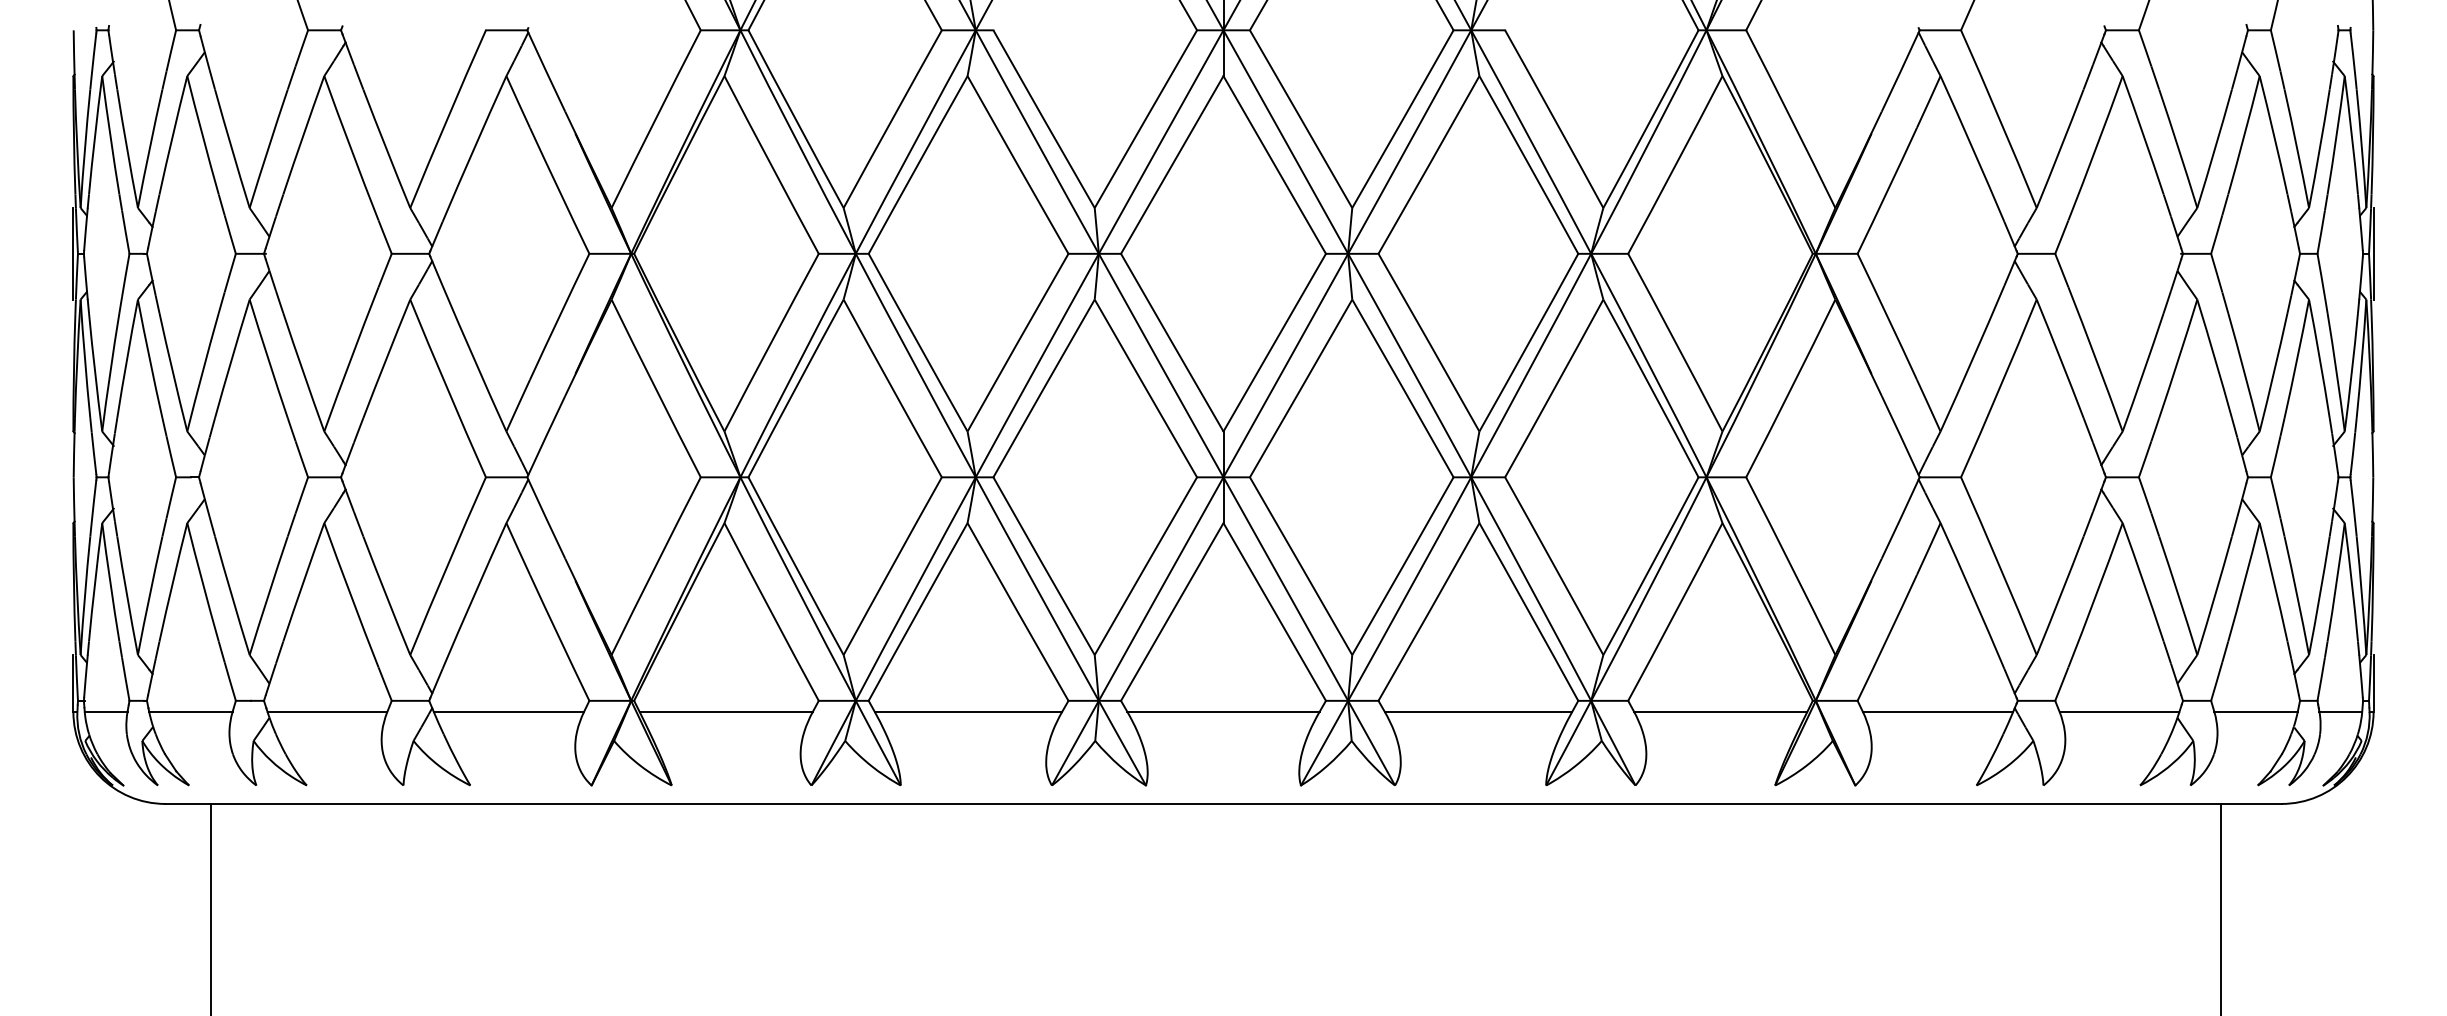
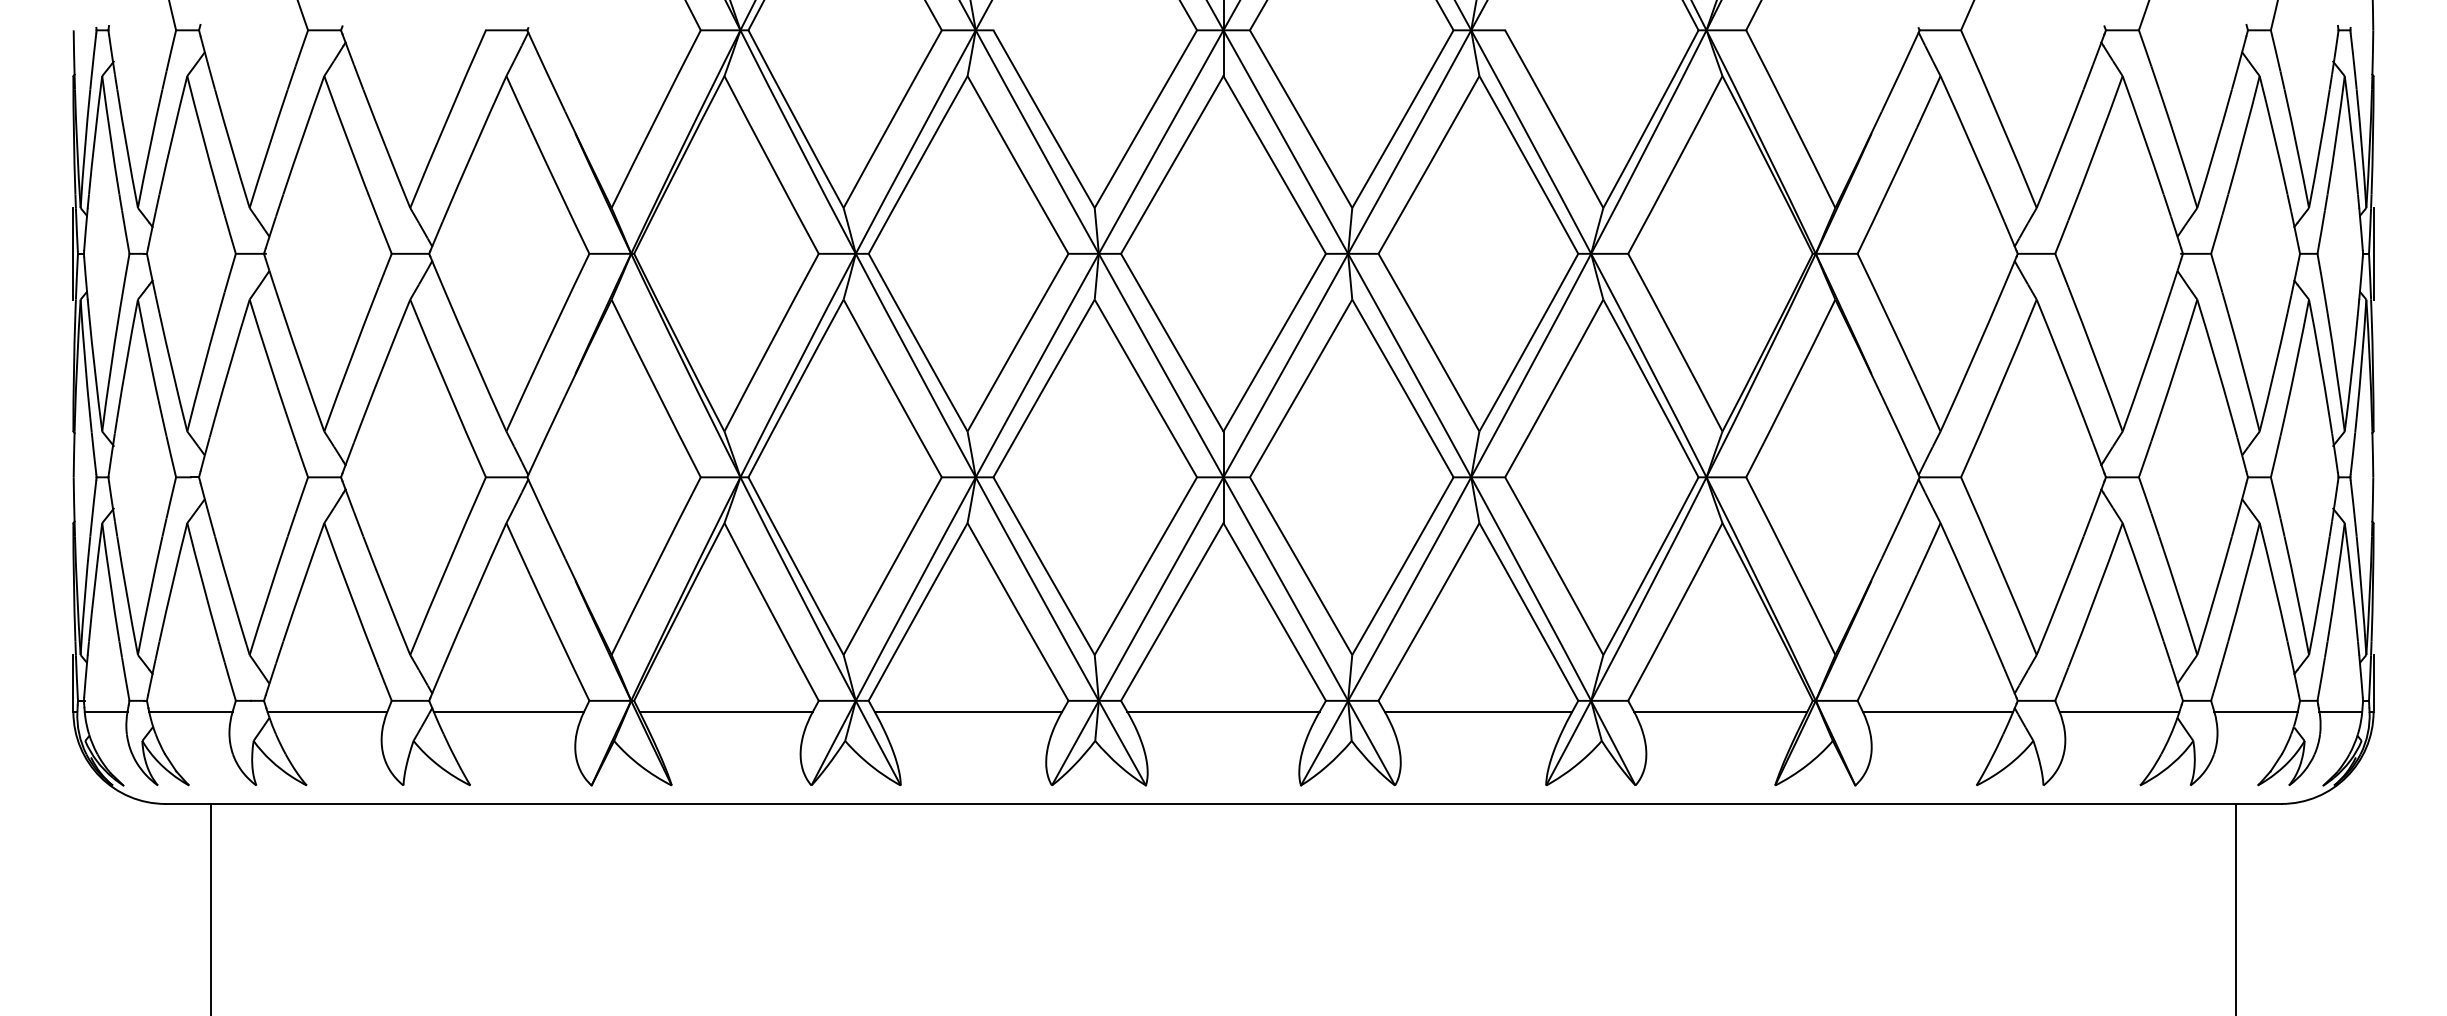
line position: (2220, 907) -> (2235, 907) (2235, 907)
